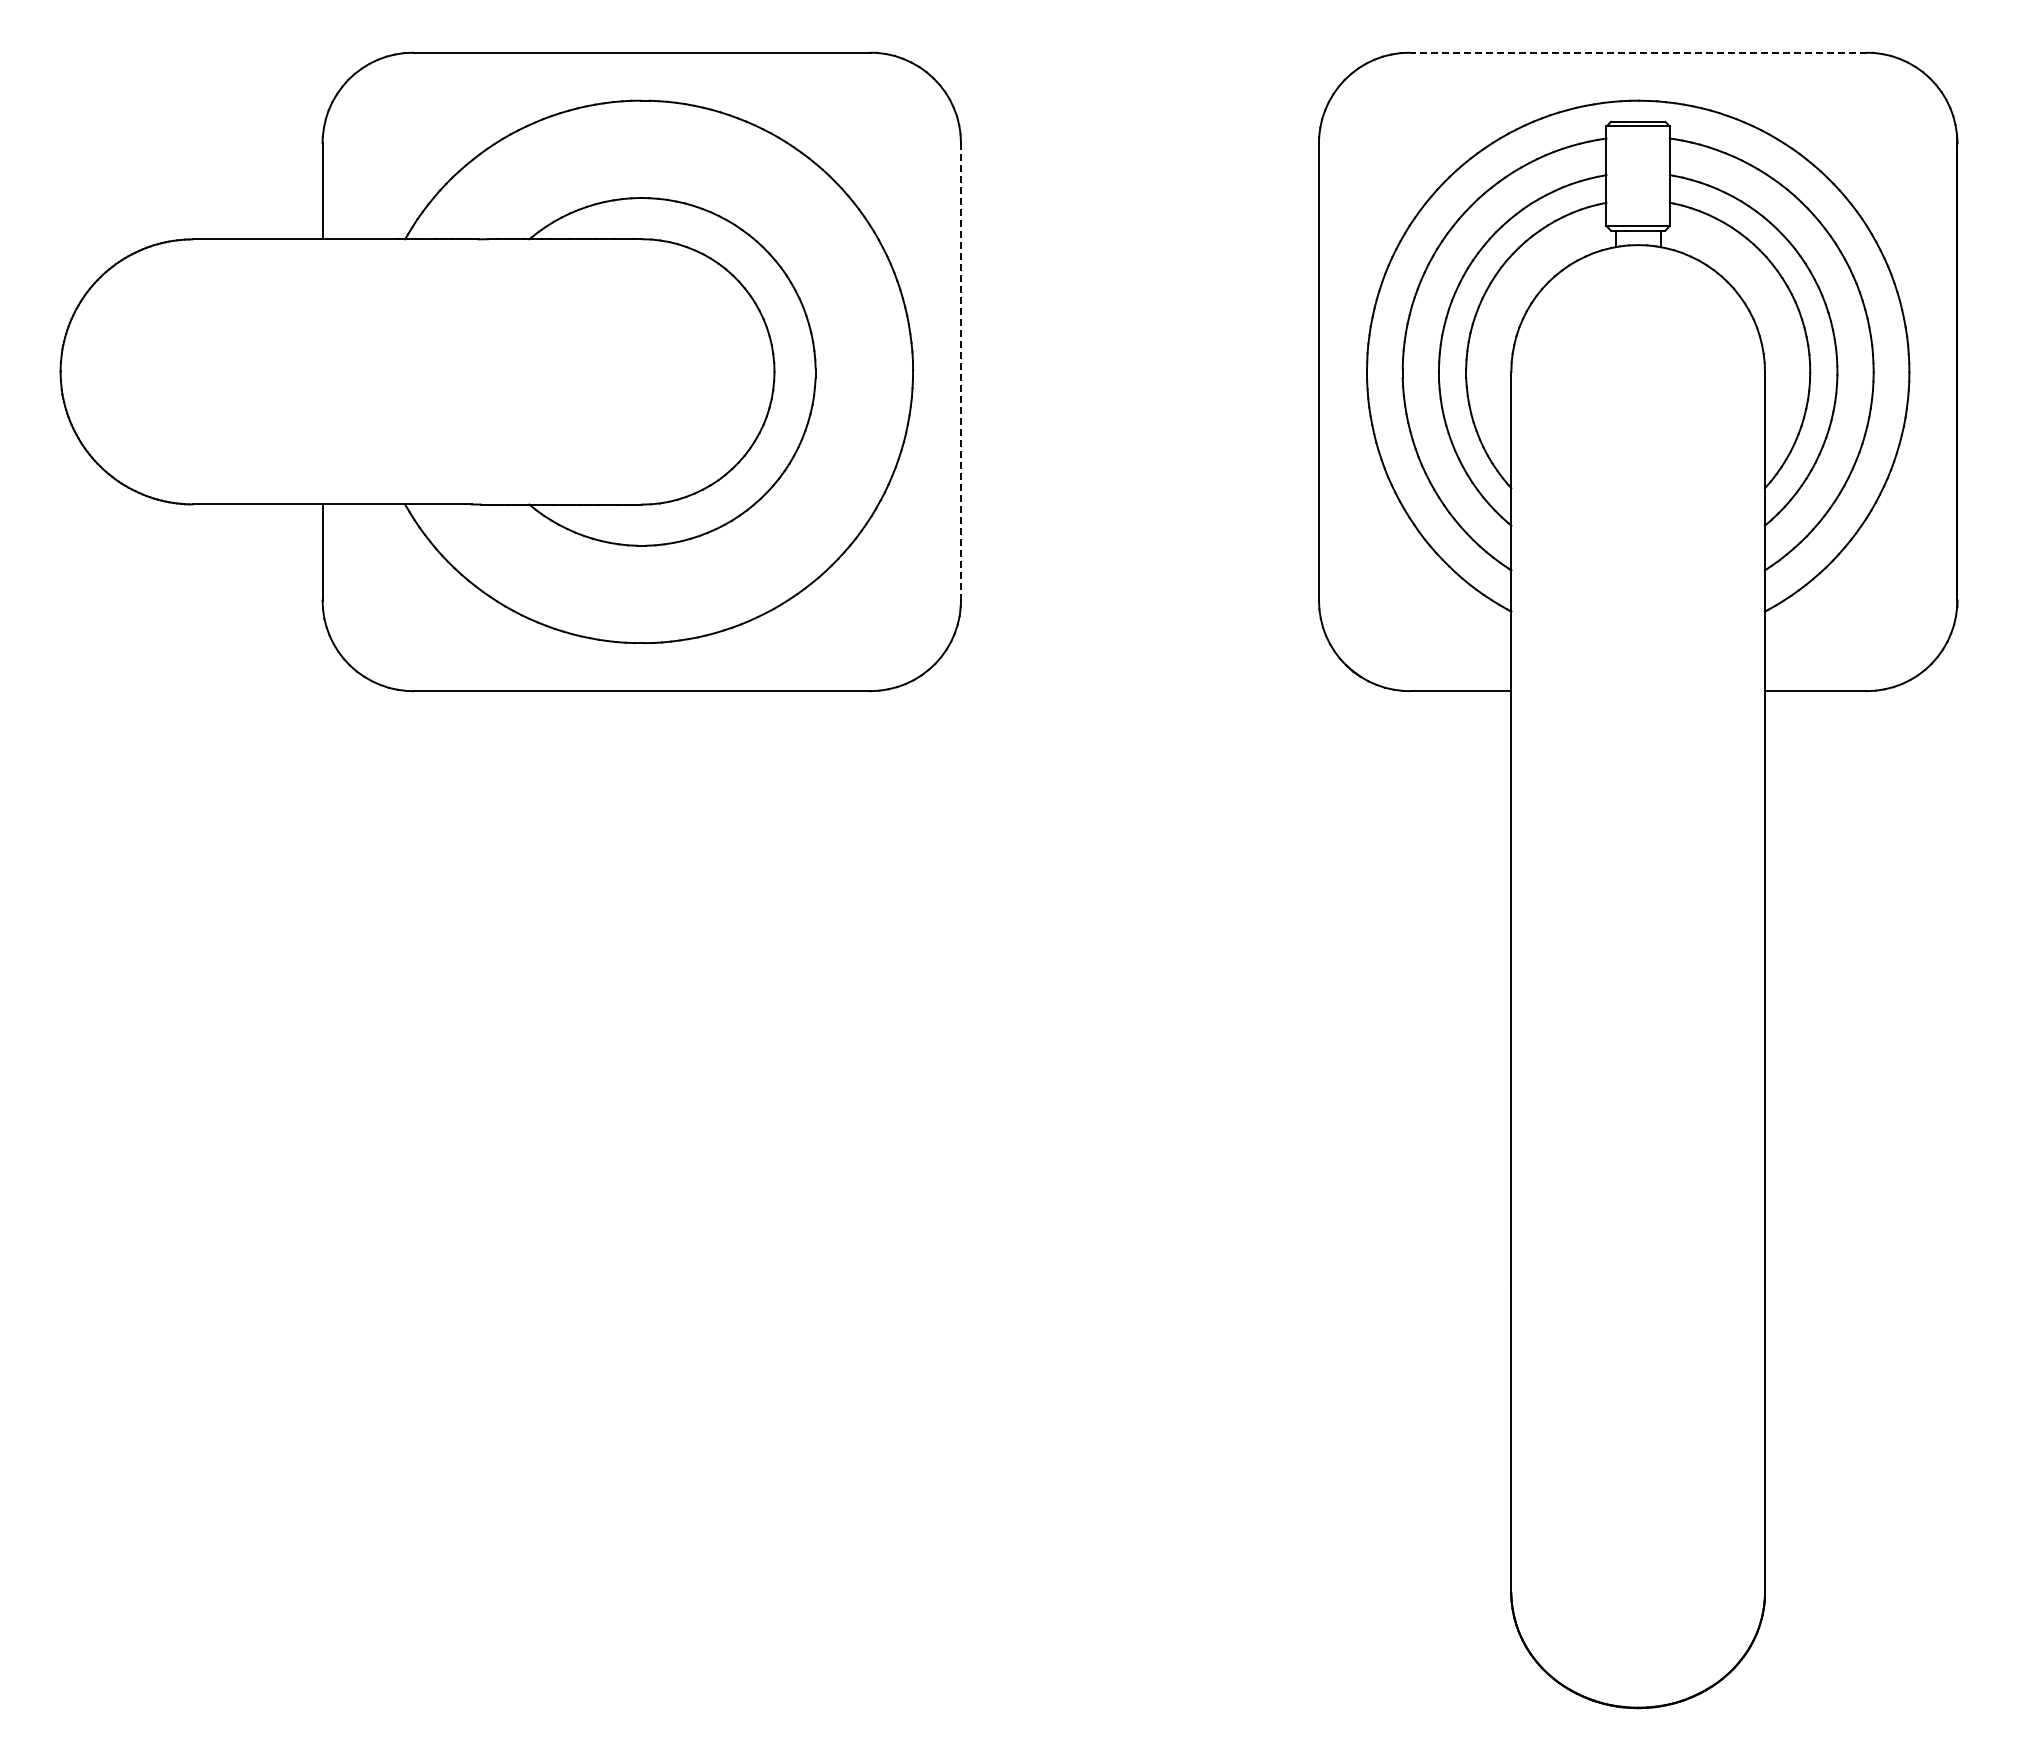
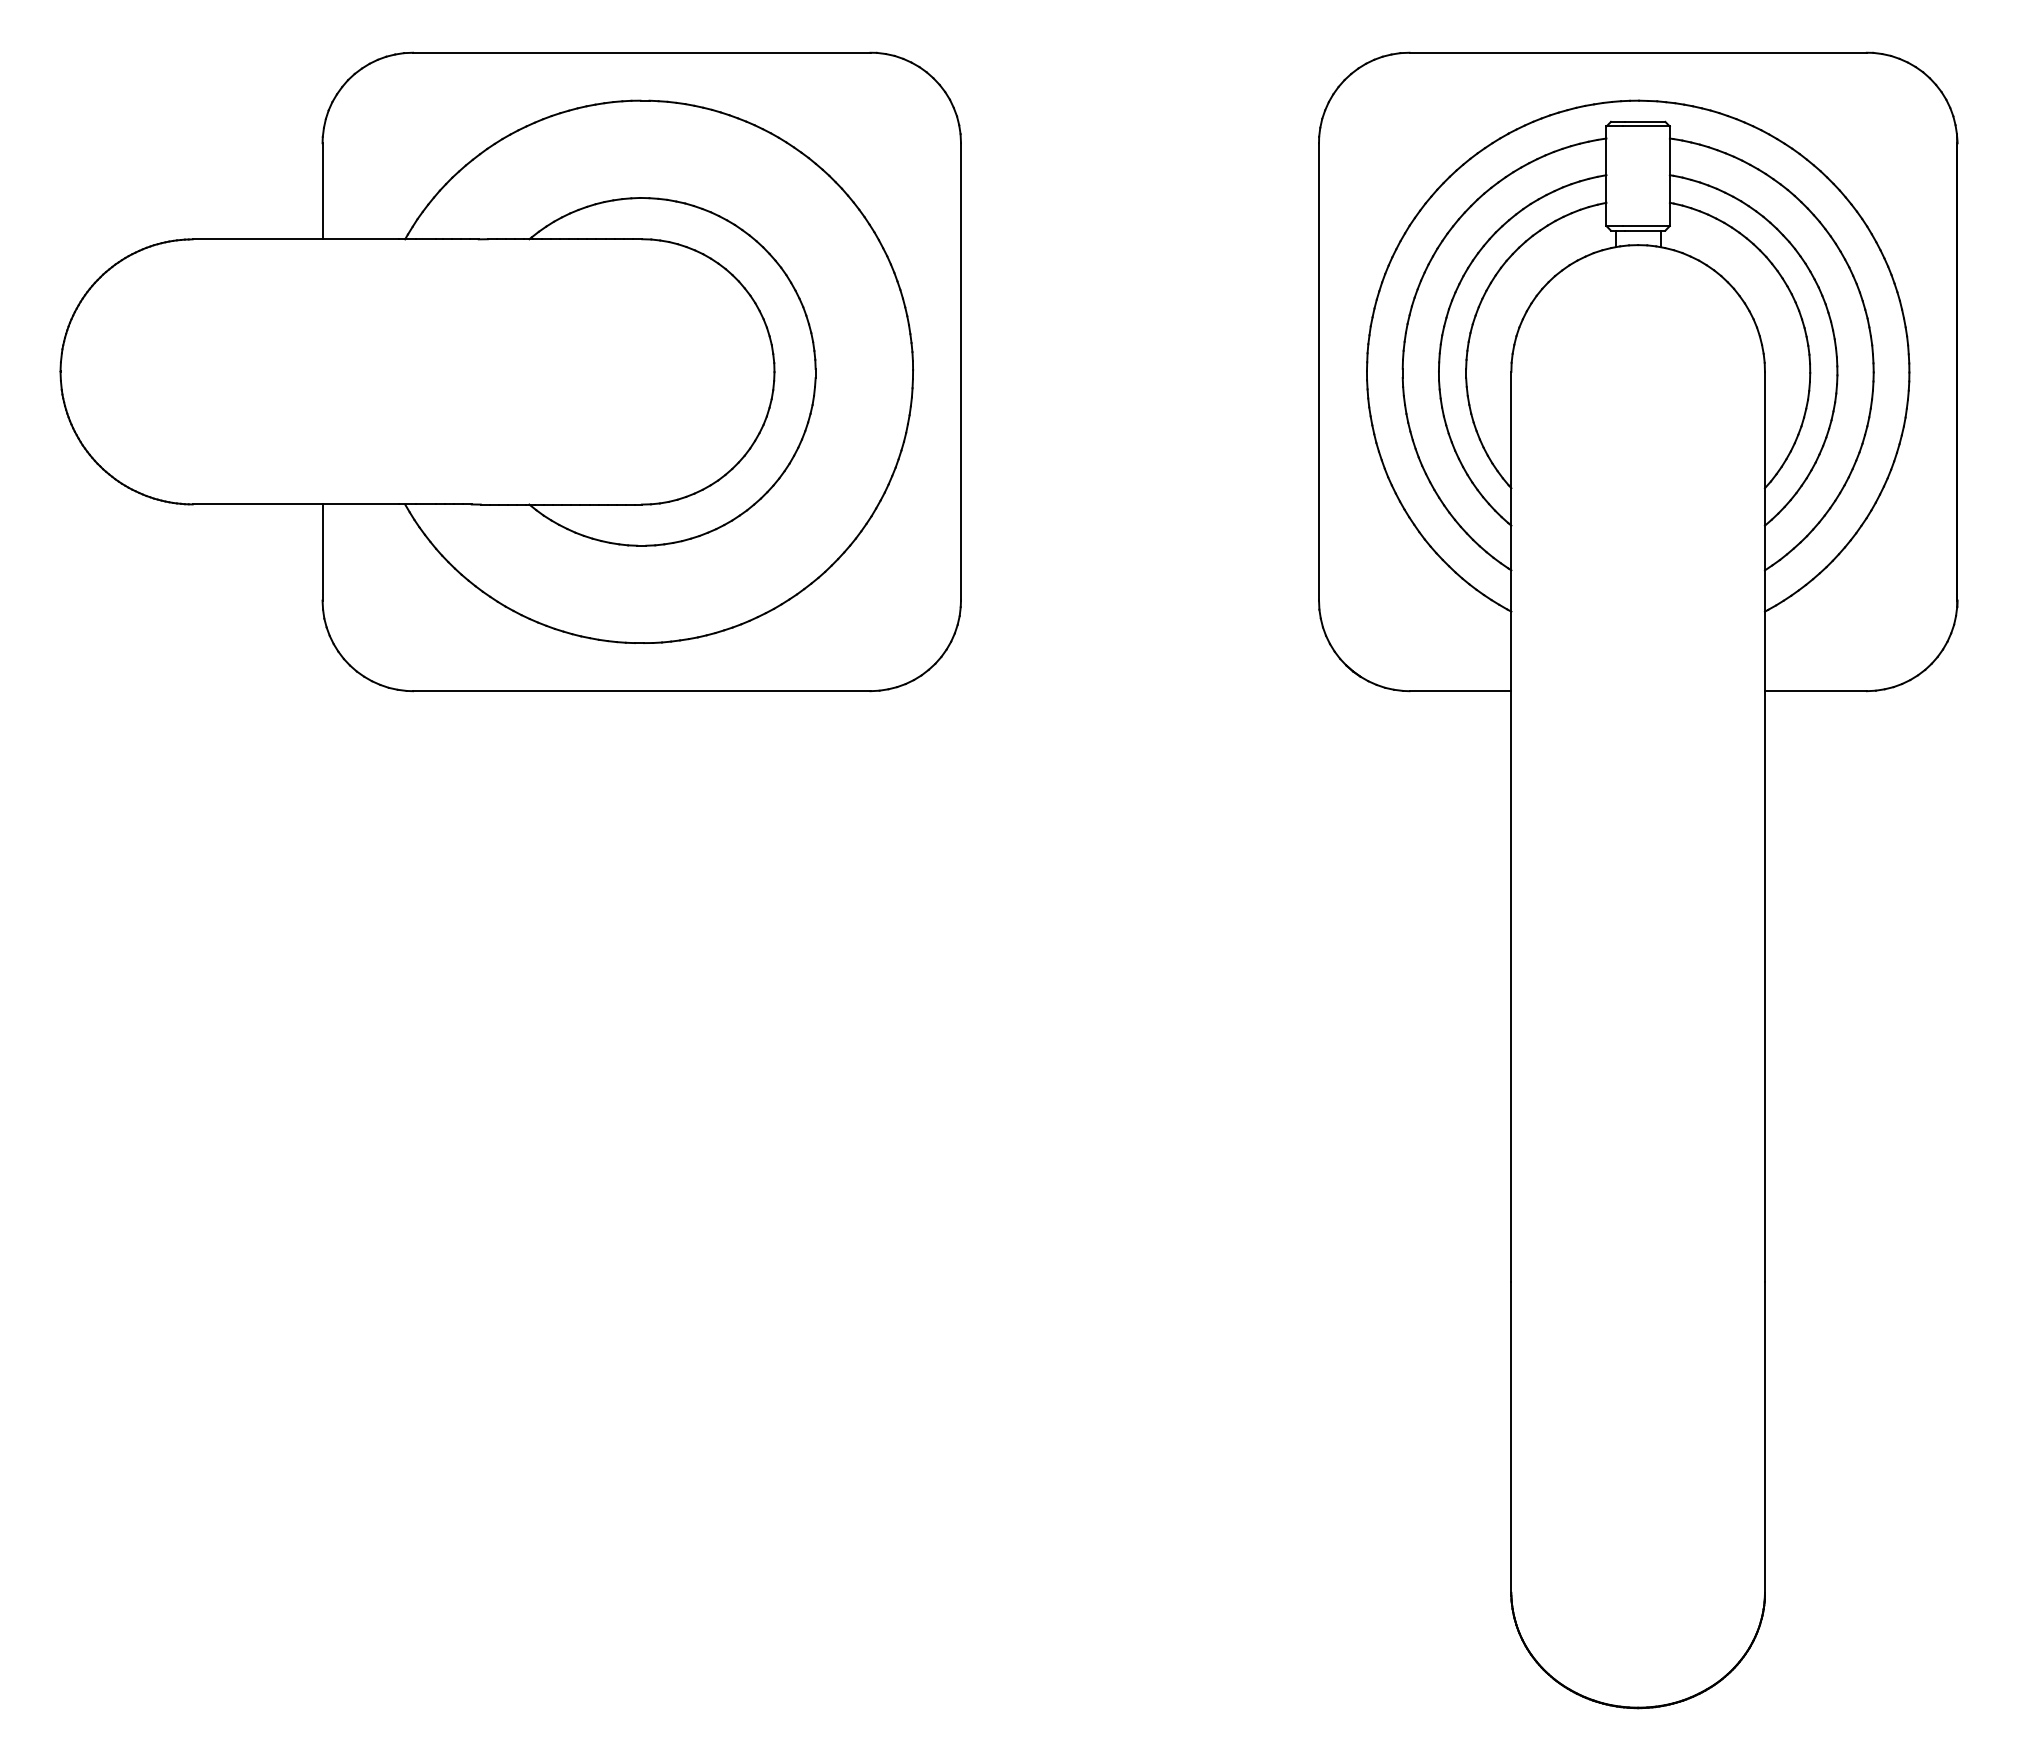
line: dashed -> solid (1638, 52)
line: dashed -> solid (961, 371)
